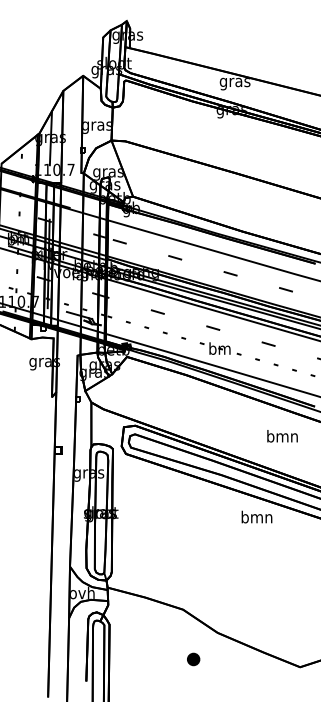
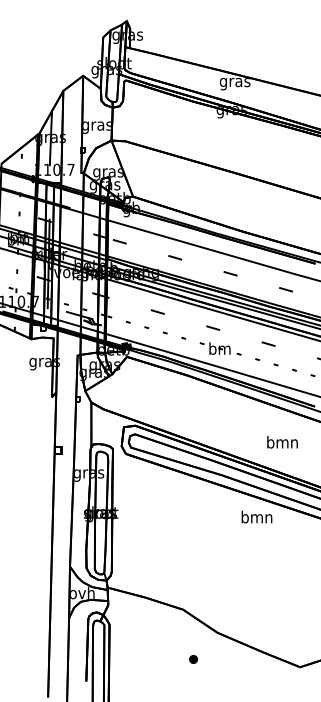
text position: (282, 436) -> (282, 442) (282, 442)
part size: 14x15 px -> 9x9 px (193, 659)
